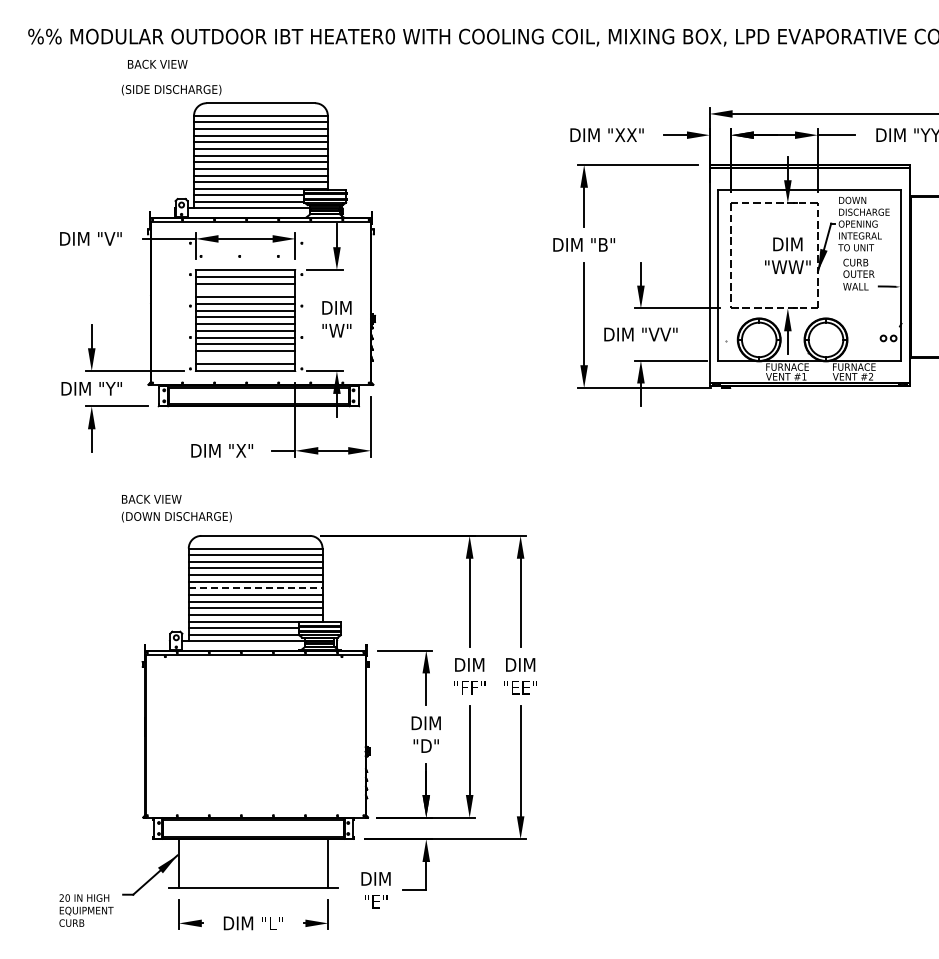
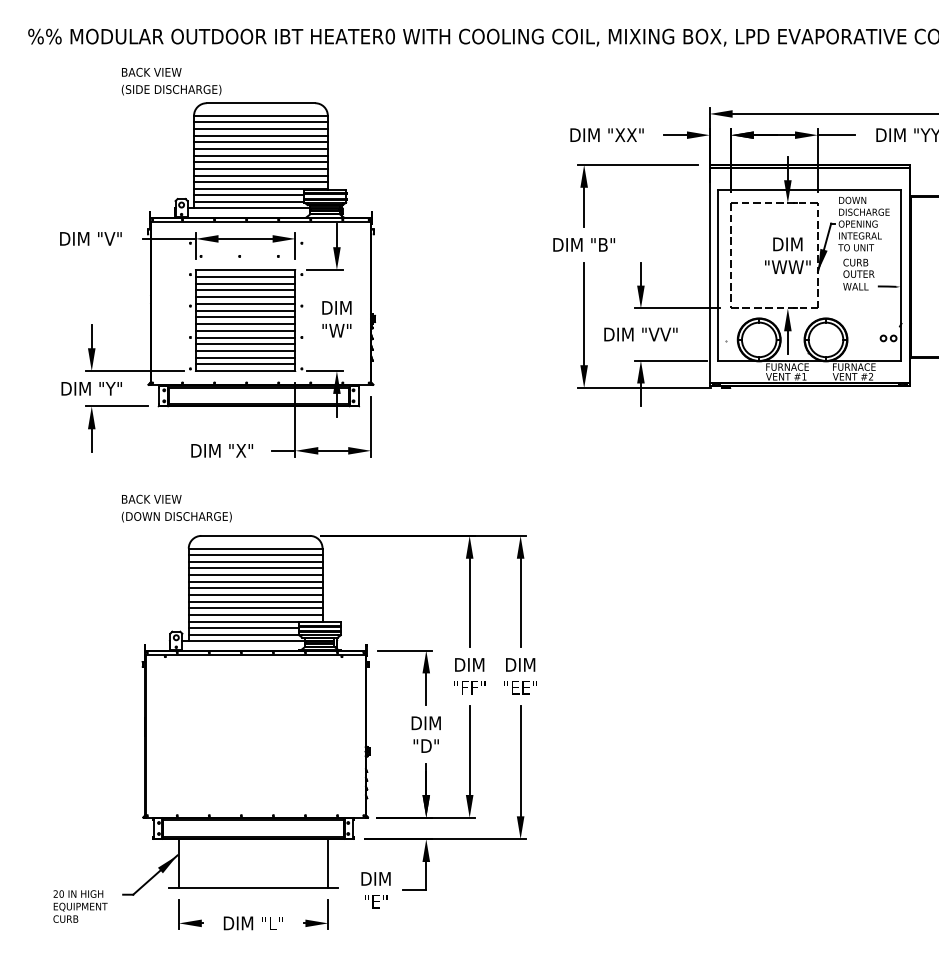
text position: (157, 63) -> (151, 71) (151, 71)
line: none -> present (245, 290)
line: none -> present (245, 357)
line: dashed -> solid (255, 588)
text position: (86, 910) -> (80, 906) (80, 906)
